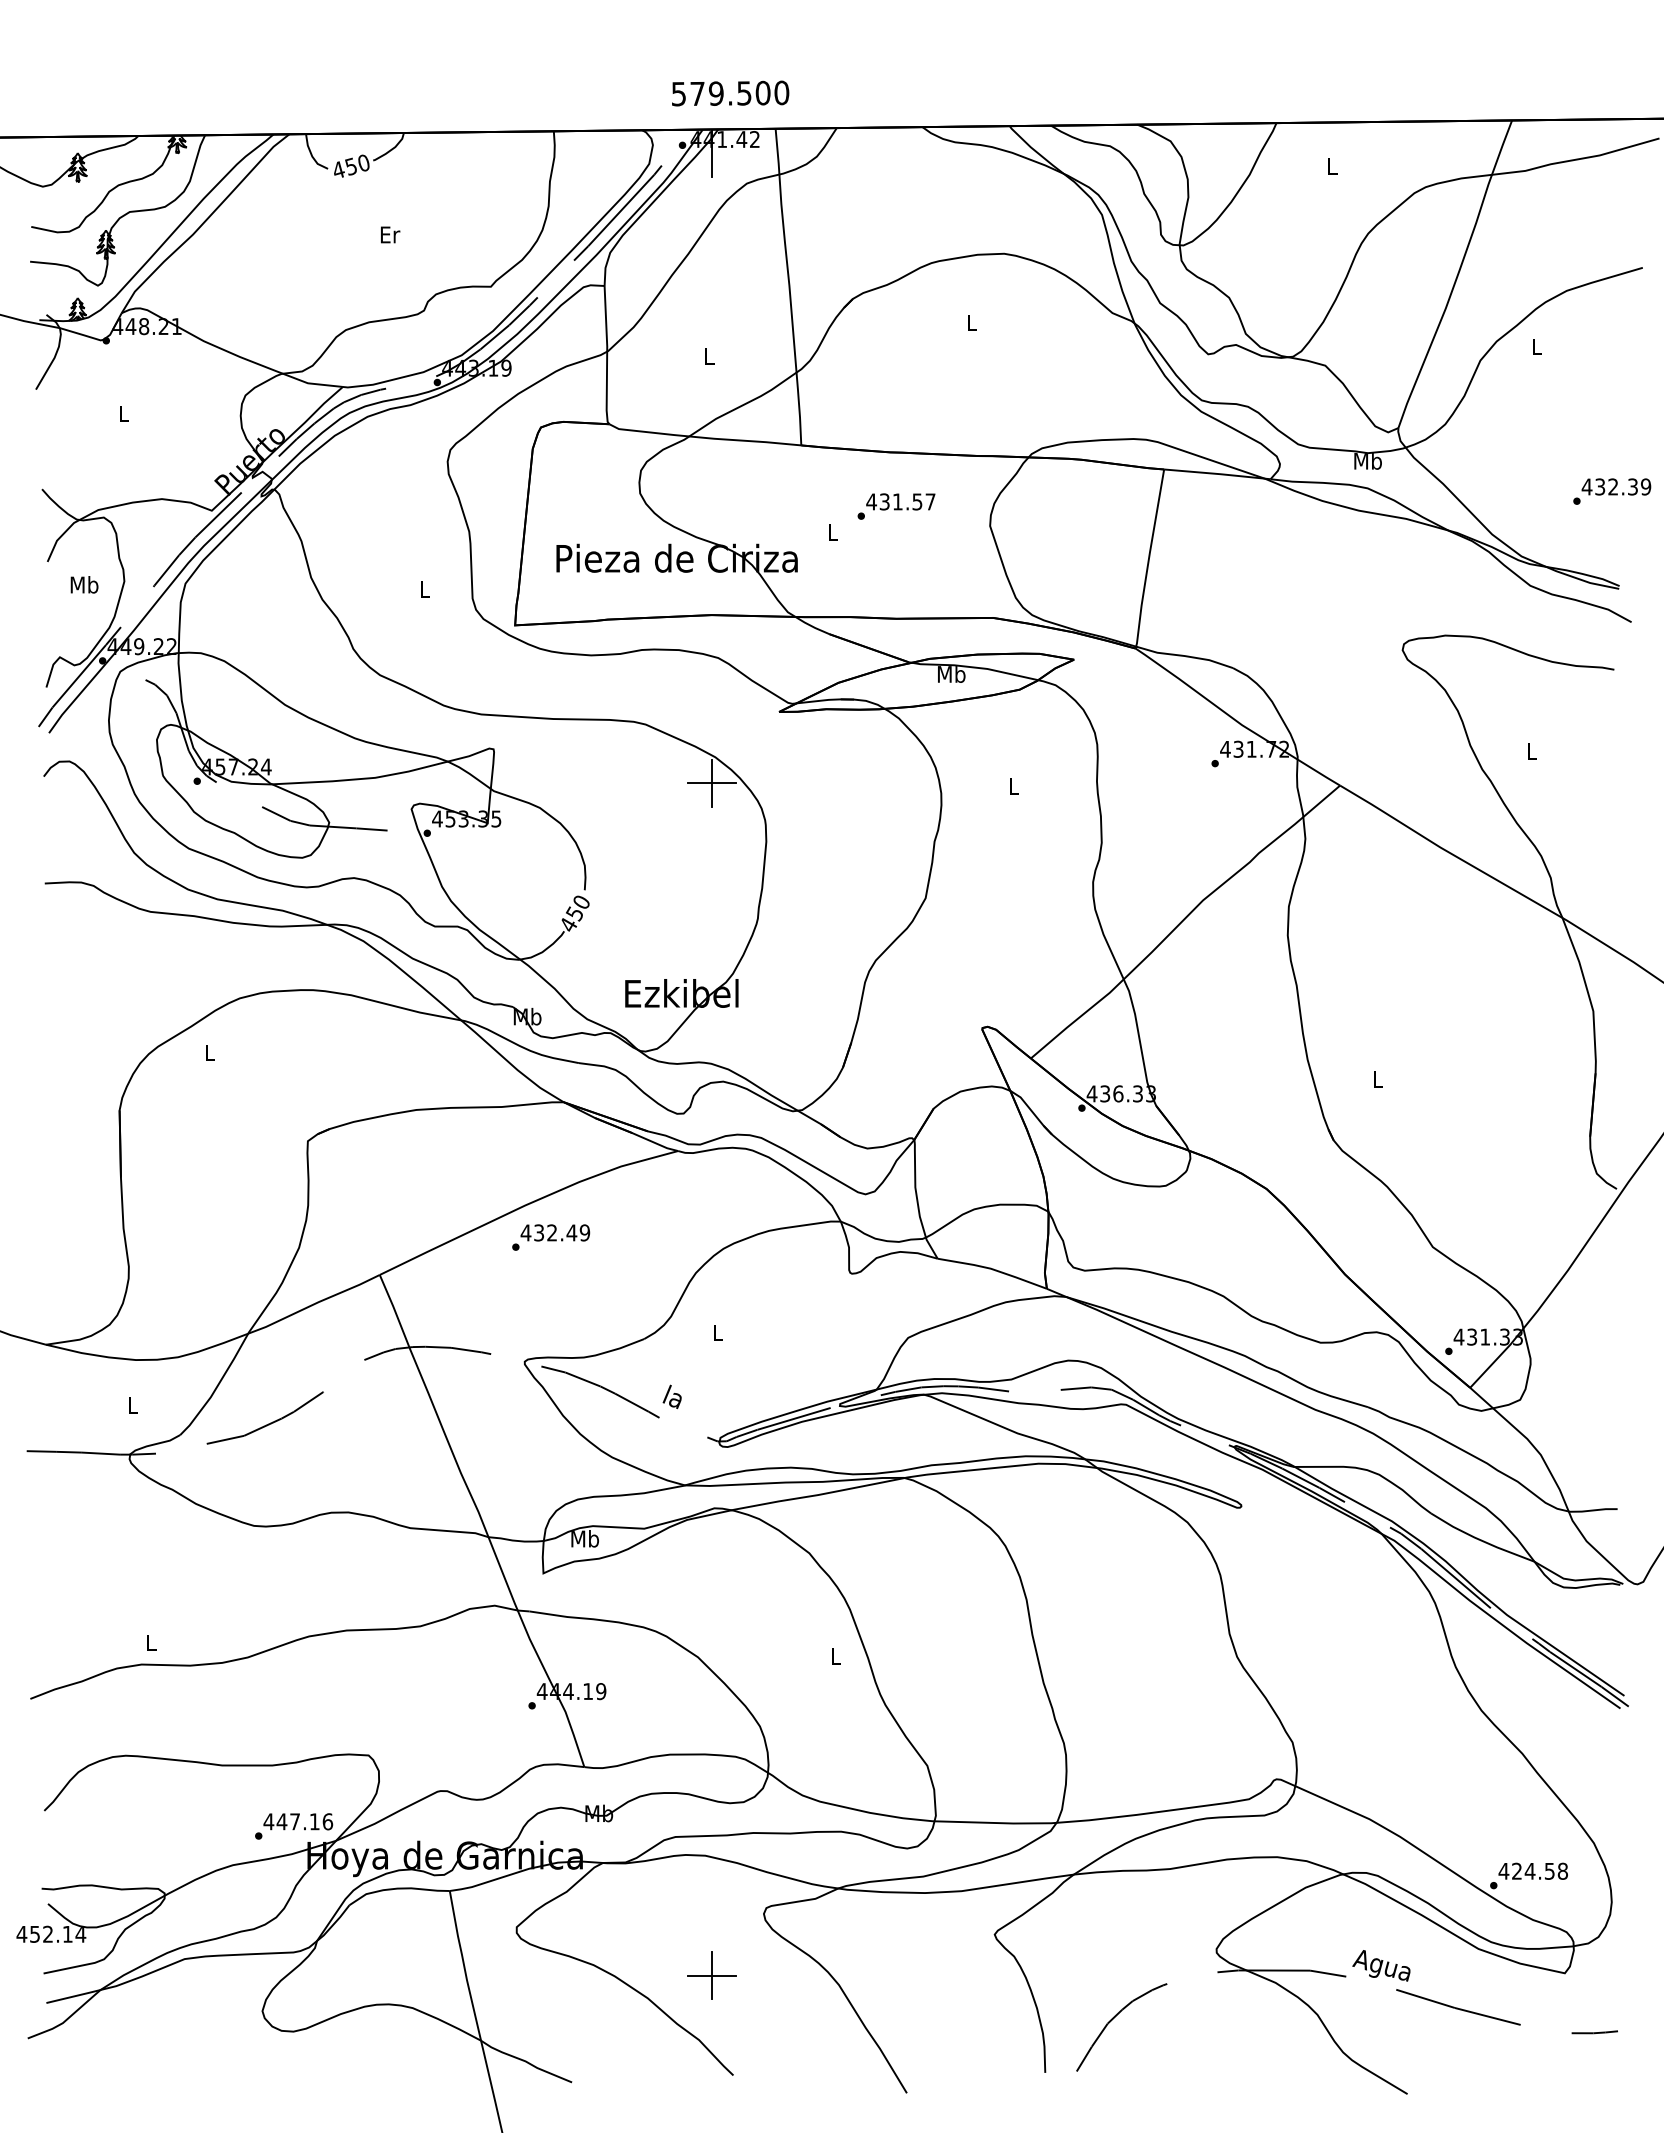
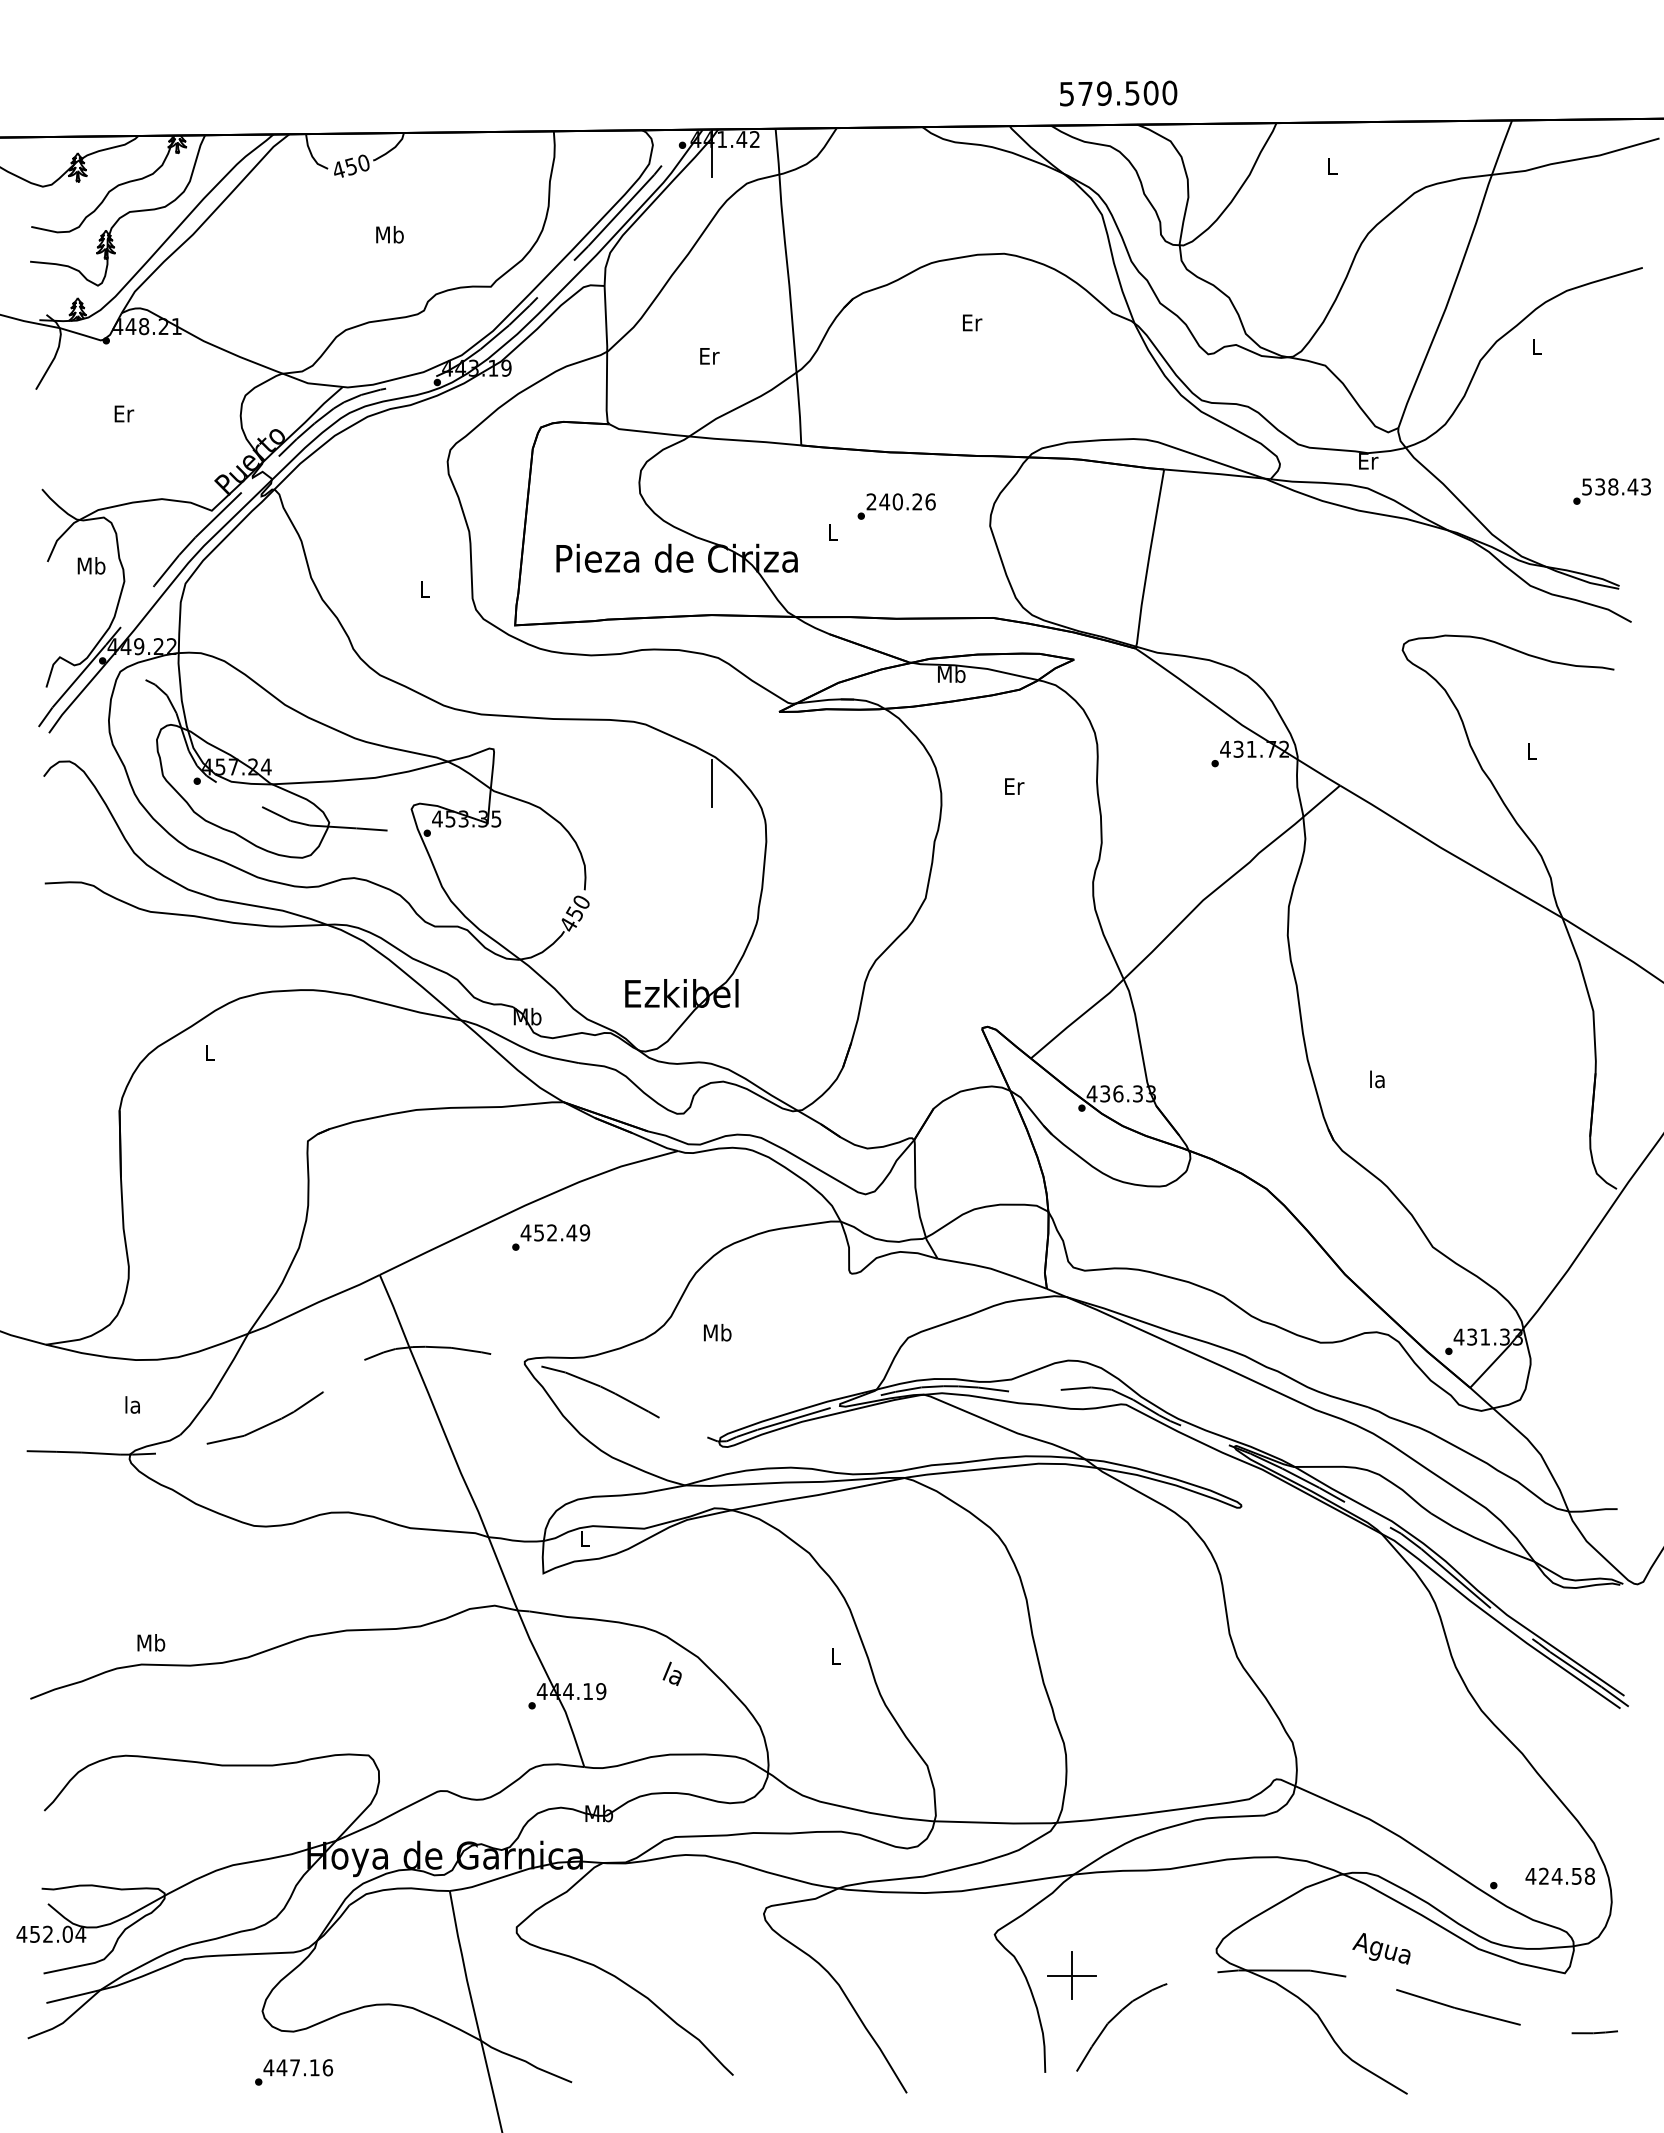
text position: (730, 93) -> (1118, 93) (1118, 93)
text: Er -> Mb (389, 234)
text: L -> Er (972, 322)
text: L -> Er (709, 356)
text: L -> Er (124, 413)
text: Mb -> Er (1367, 461)
text: 432.39 -> 538.43 (1616, 486)
text: 431.57 -> 240.26 (900, 501)
text position: (84, 584) -> (91, 565) (91, 565)
line: present -> none (711, 783)
text: L -> Er (1014, 786)
text: L -> la (1377, 1079)
text: 432.49 -> 452.49 (539, 1232)
text: L -> Mb (717, 1332)
text position: (671, 1396) -> (671, 1673) (671, 1673)
text: L -> la (132, 1404)
text: Mb -> L (584, 1538)
text: L -> Mb (151, 1642)
text position: (294, 1826) -> (294, 2072) (294, 2072)
text position: (1532, 1870) -> (1559, 1875) (1559, 1875)
text: 452.14 -> 452.04 (67, 1933)
text position: (1381, 1965) -> (1381, 1948) (1381, 1948)
part position: (711, 1975) -> (1071, 1975) (1071, 1975)
